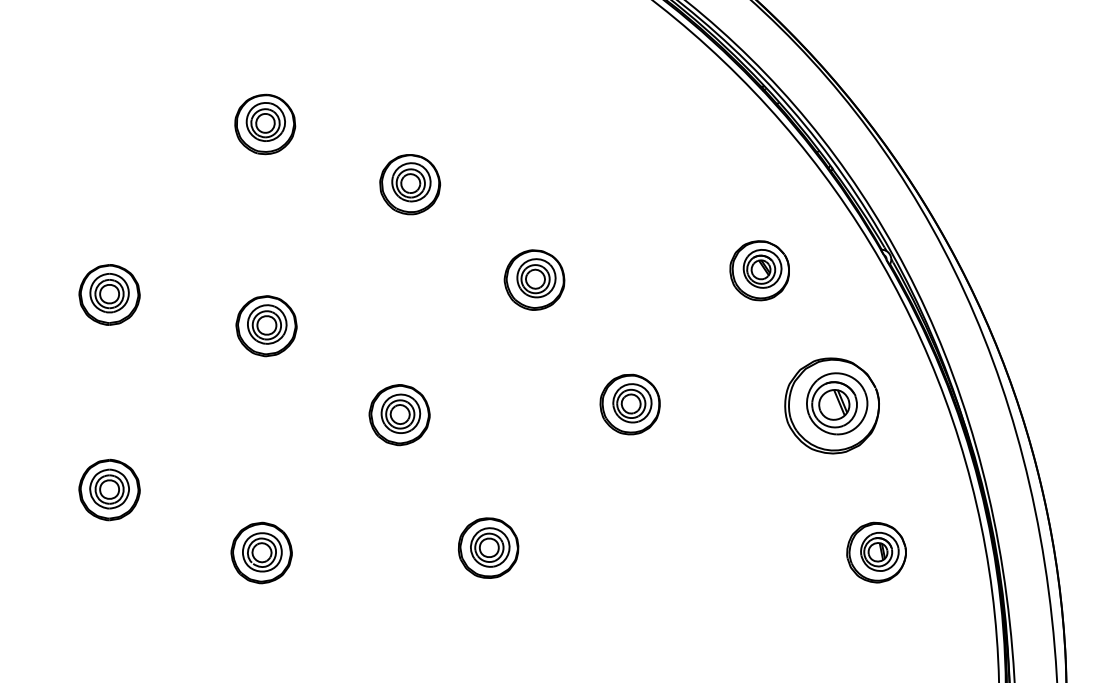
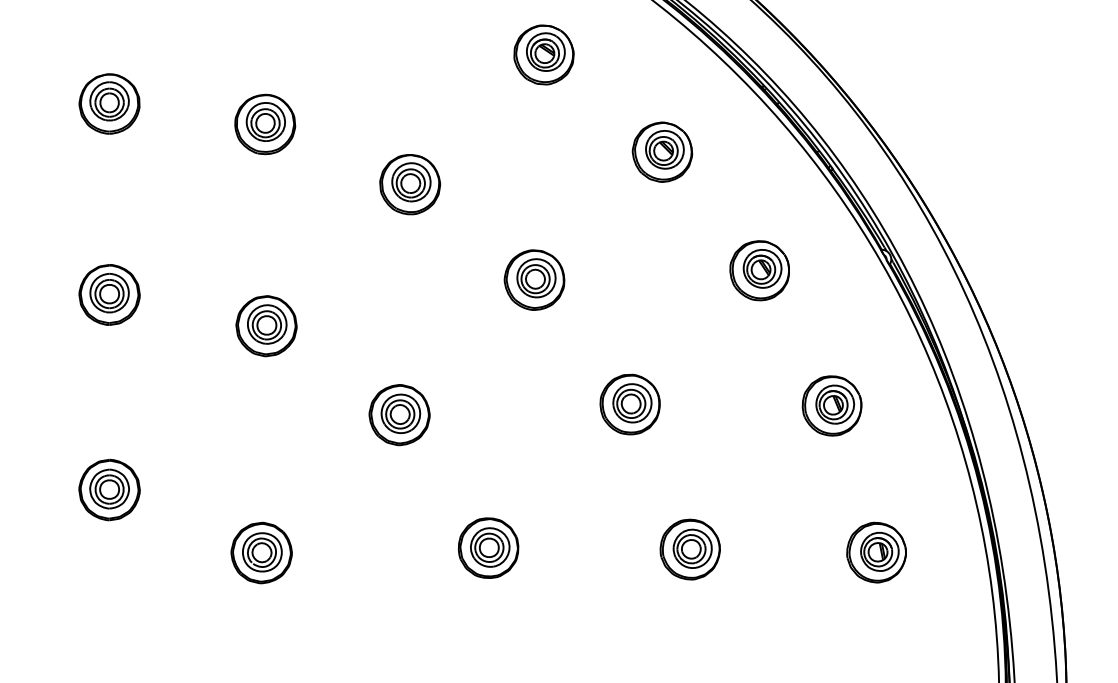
part: none -> present (543, 54)
part: none -> present (109, 103)
part: none -> present (662, 151)
part size: 96x98 px -> 62x62 px (831, 405)
part: none -> present (689, 549)
